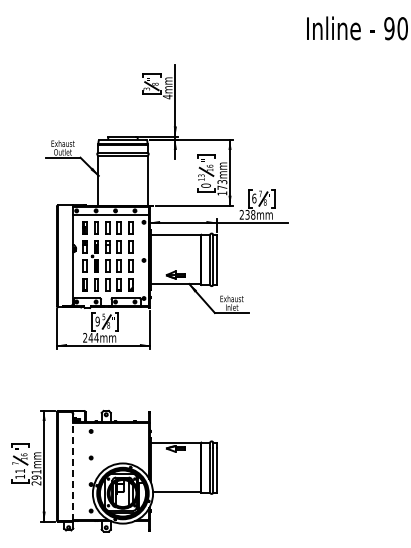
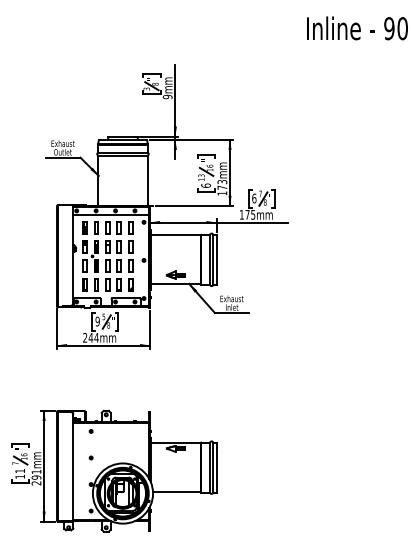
text: 4mm -> 9mm (167, 96)
text: 0 -> 6 (205, 185)
text: 238mm -> 175mm (247, 214)
line: dashed -> solid (72, 466)
